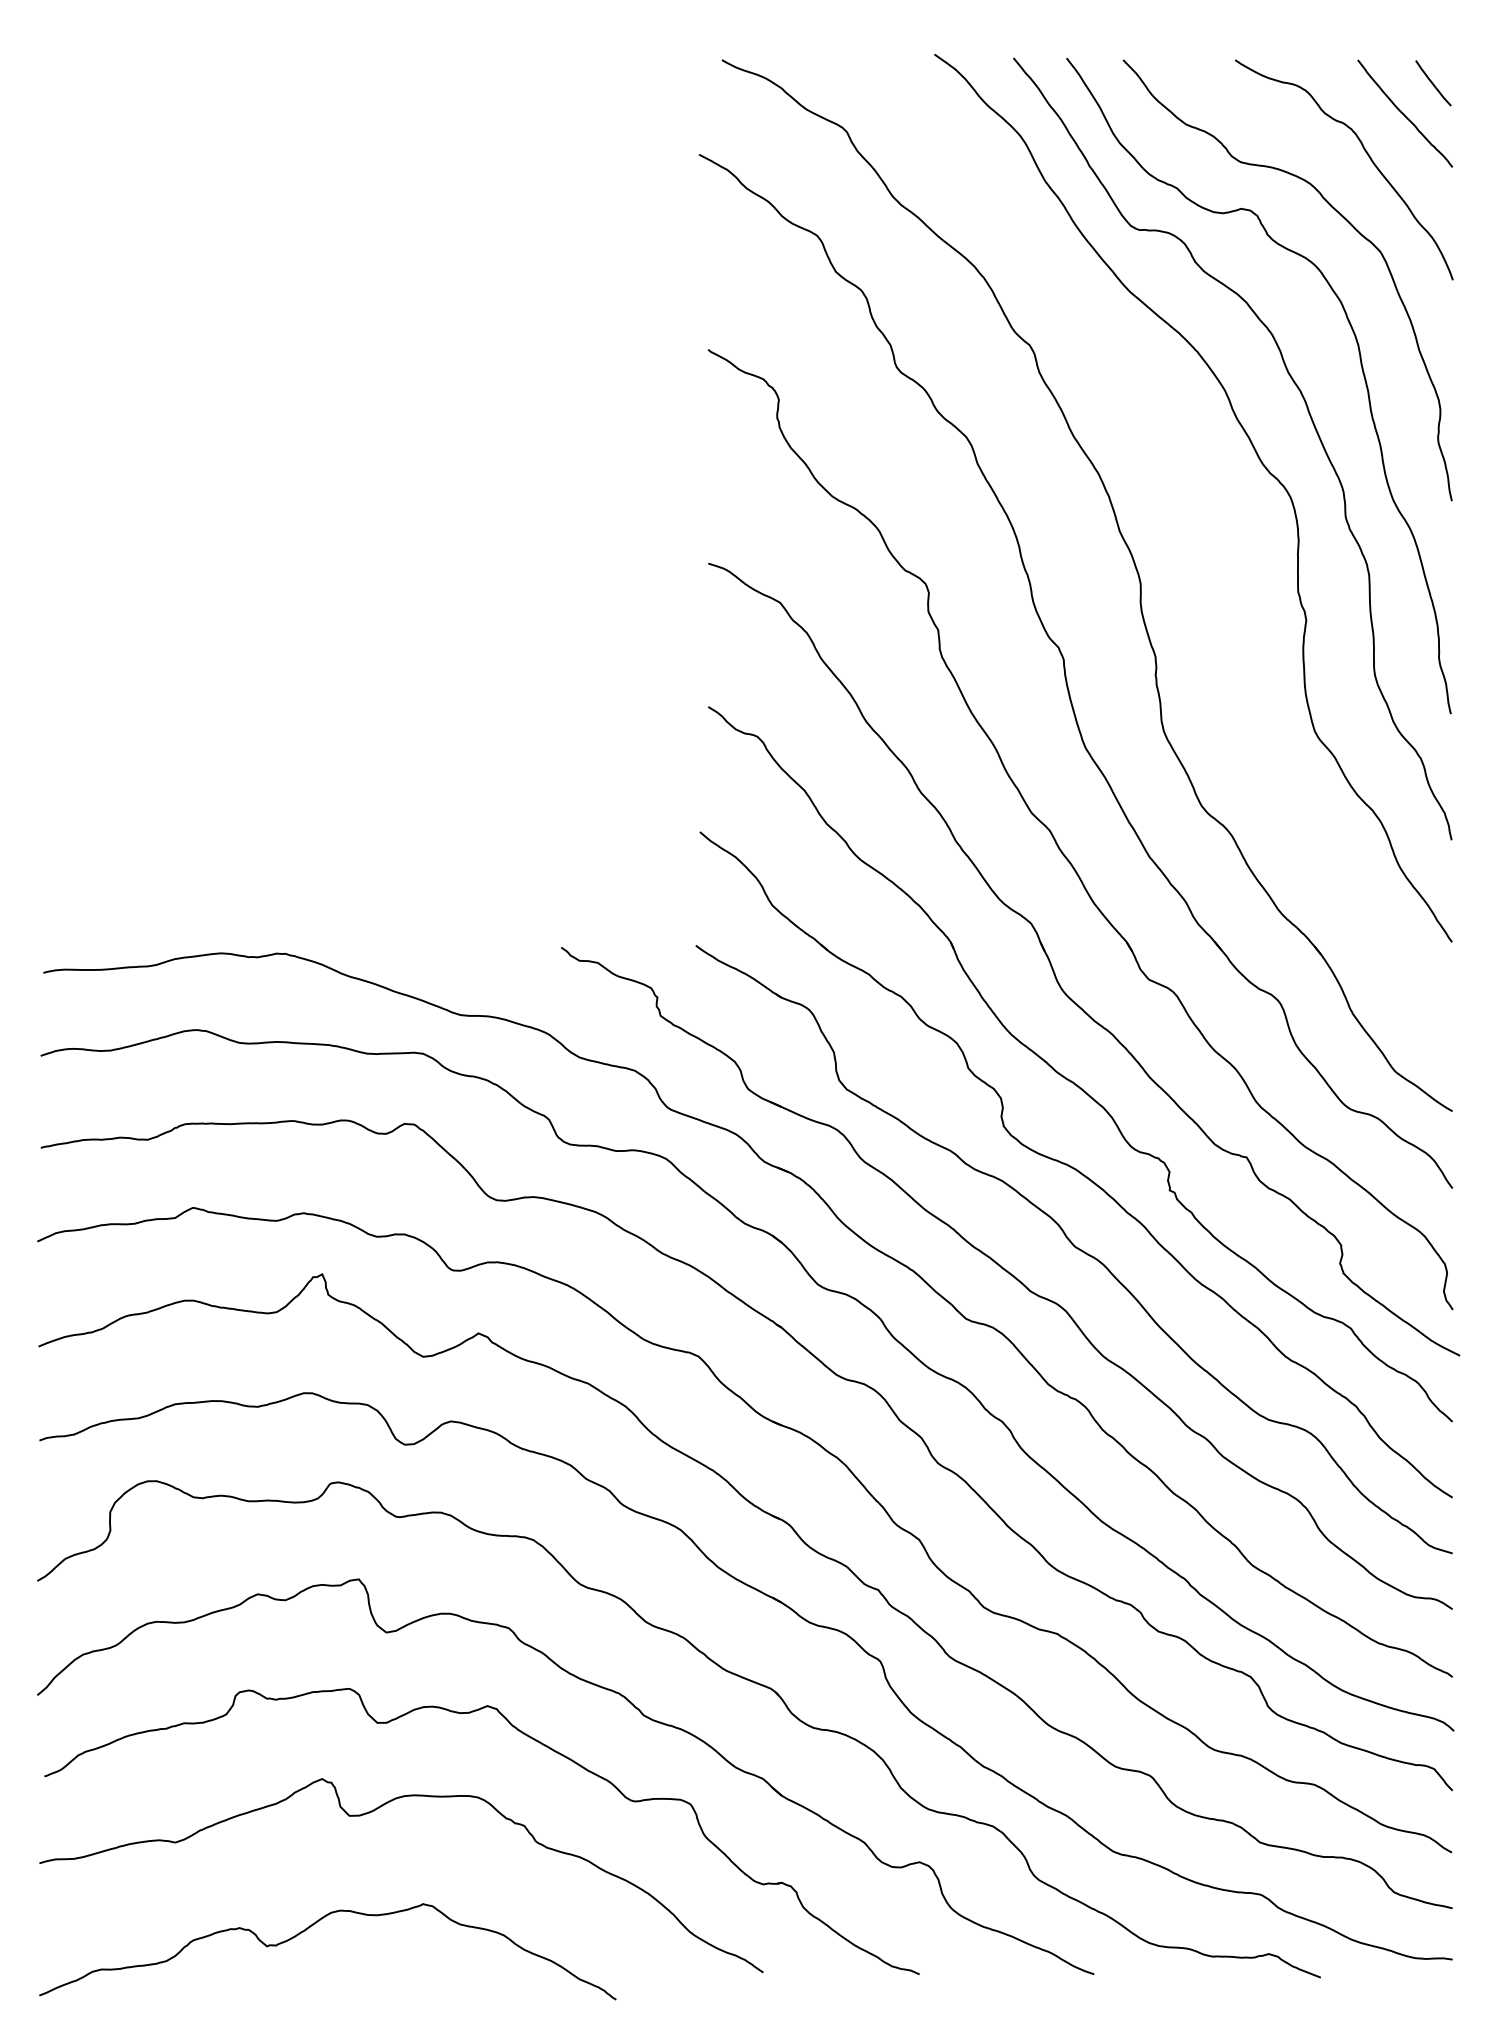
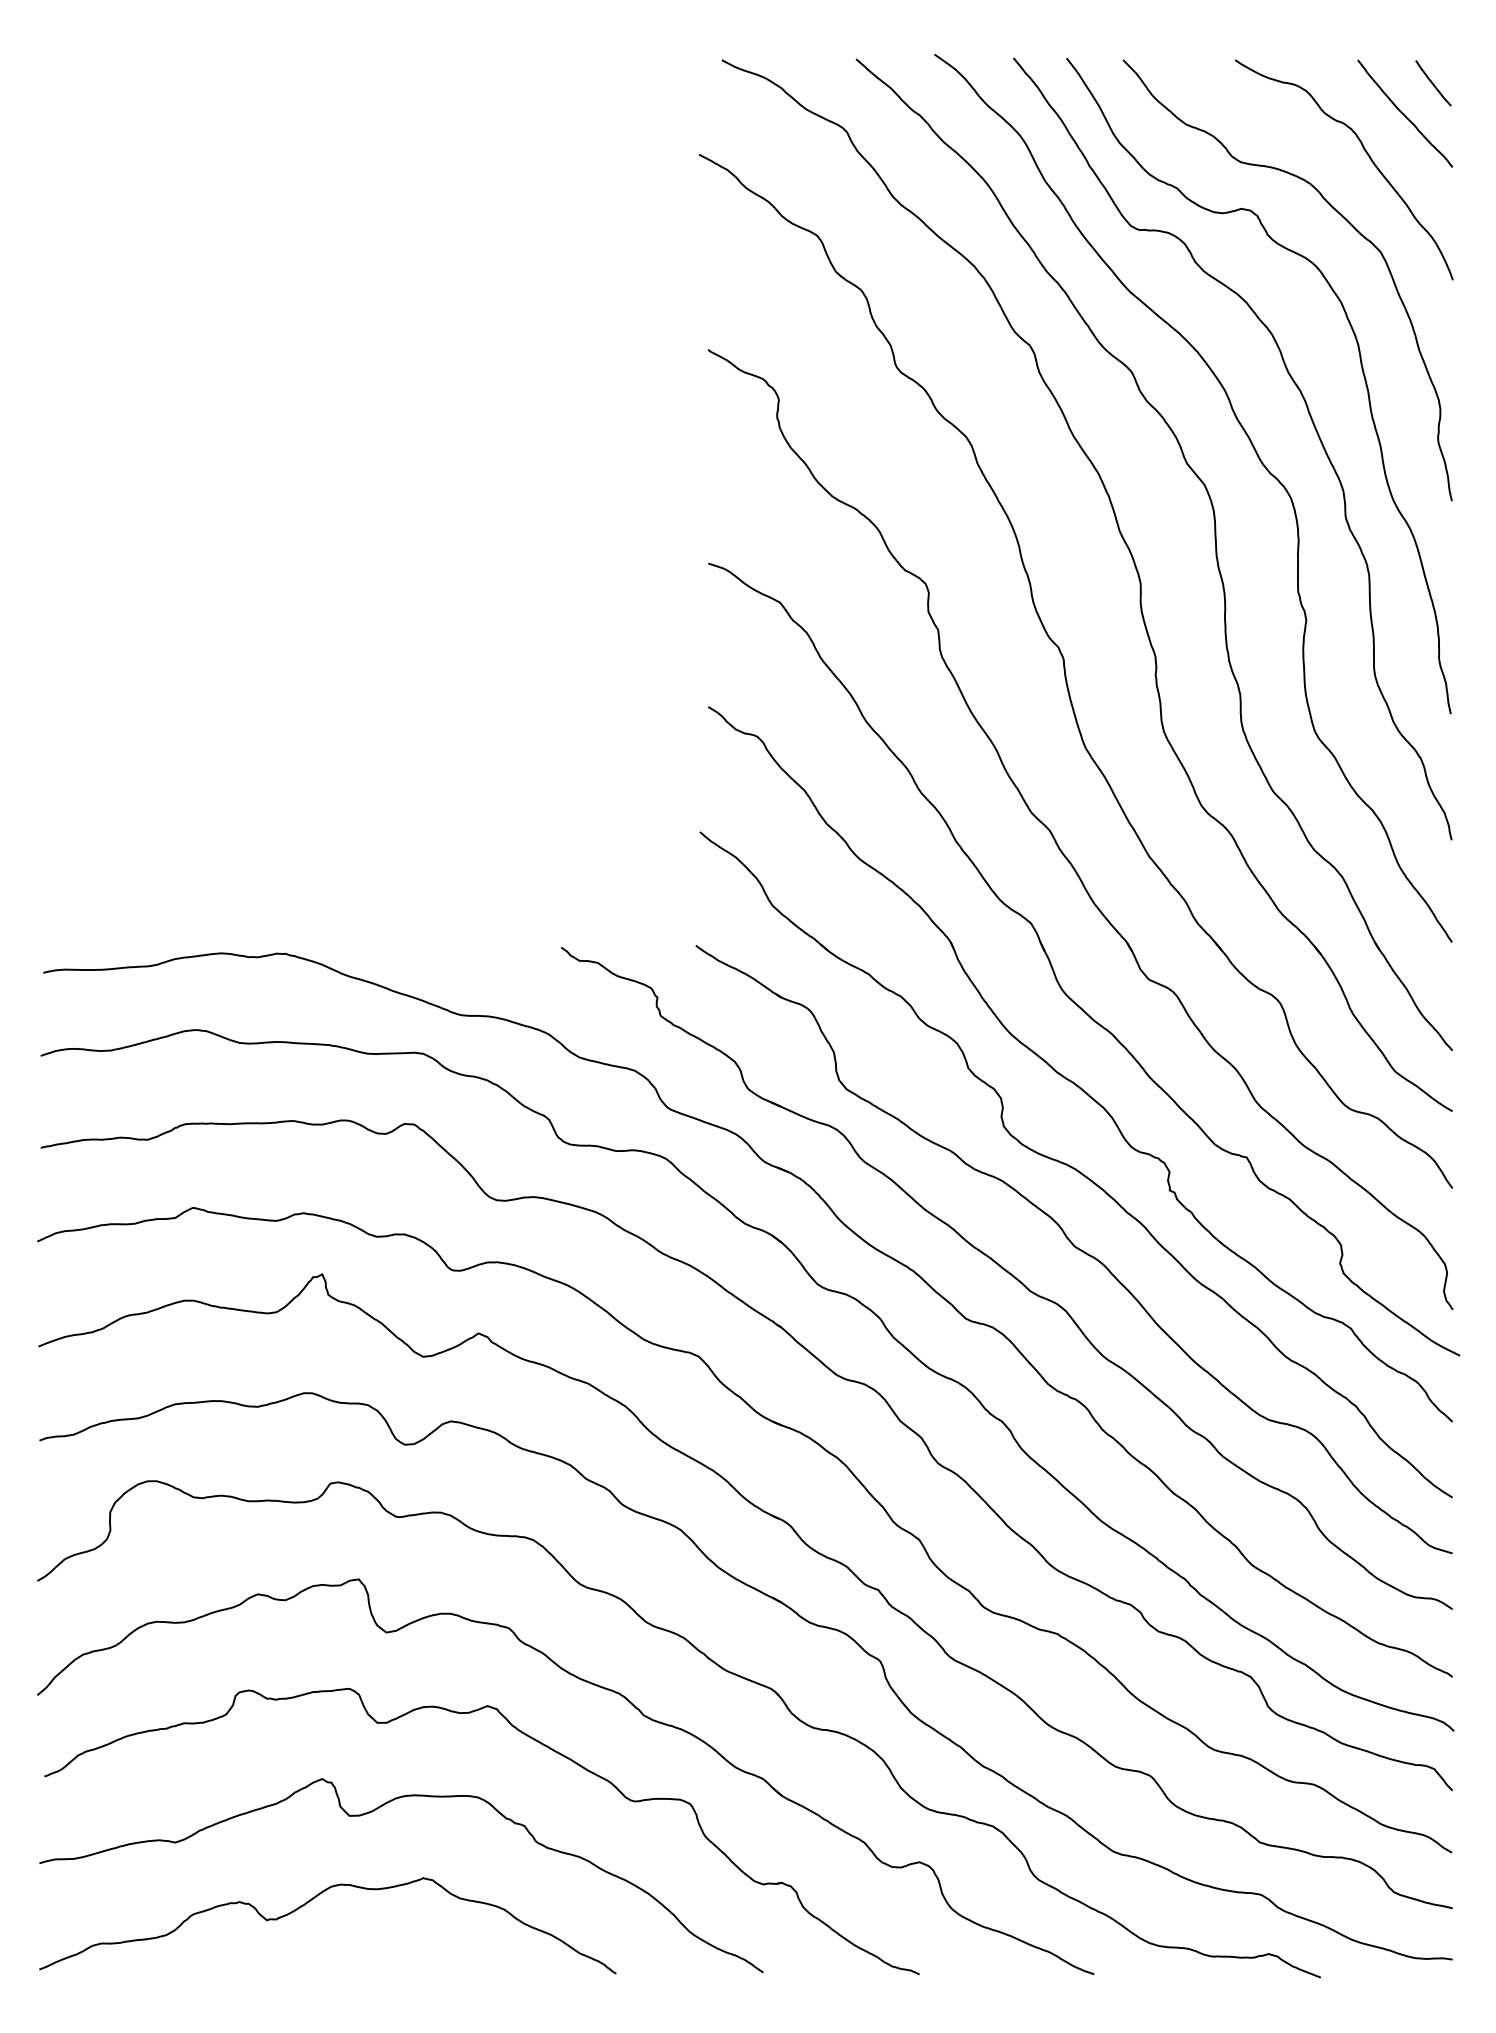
part: none -> present (1215, 554)
curve position: (312, 1926) -> (312, 1900) (312, 1900)
